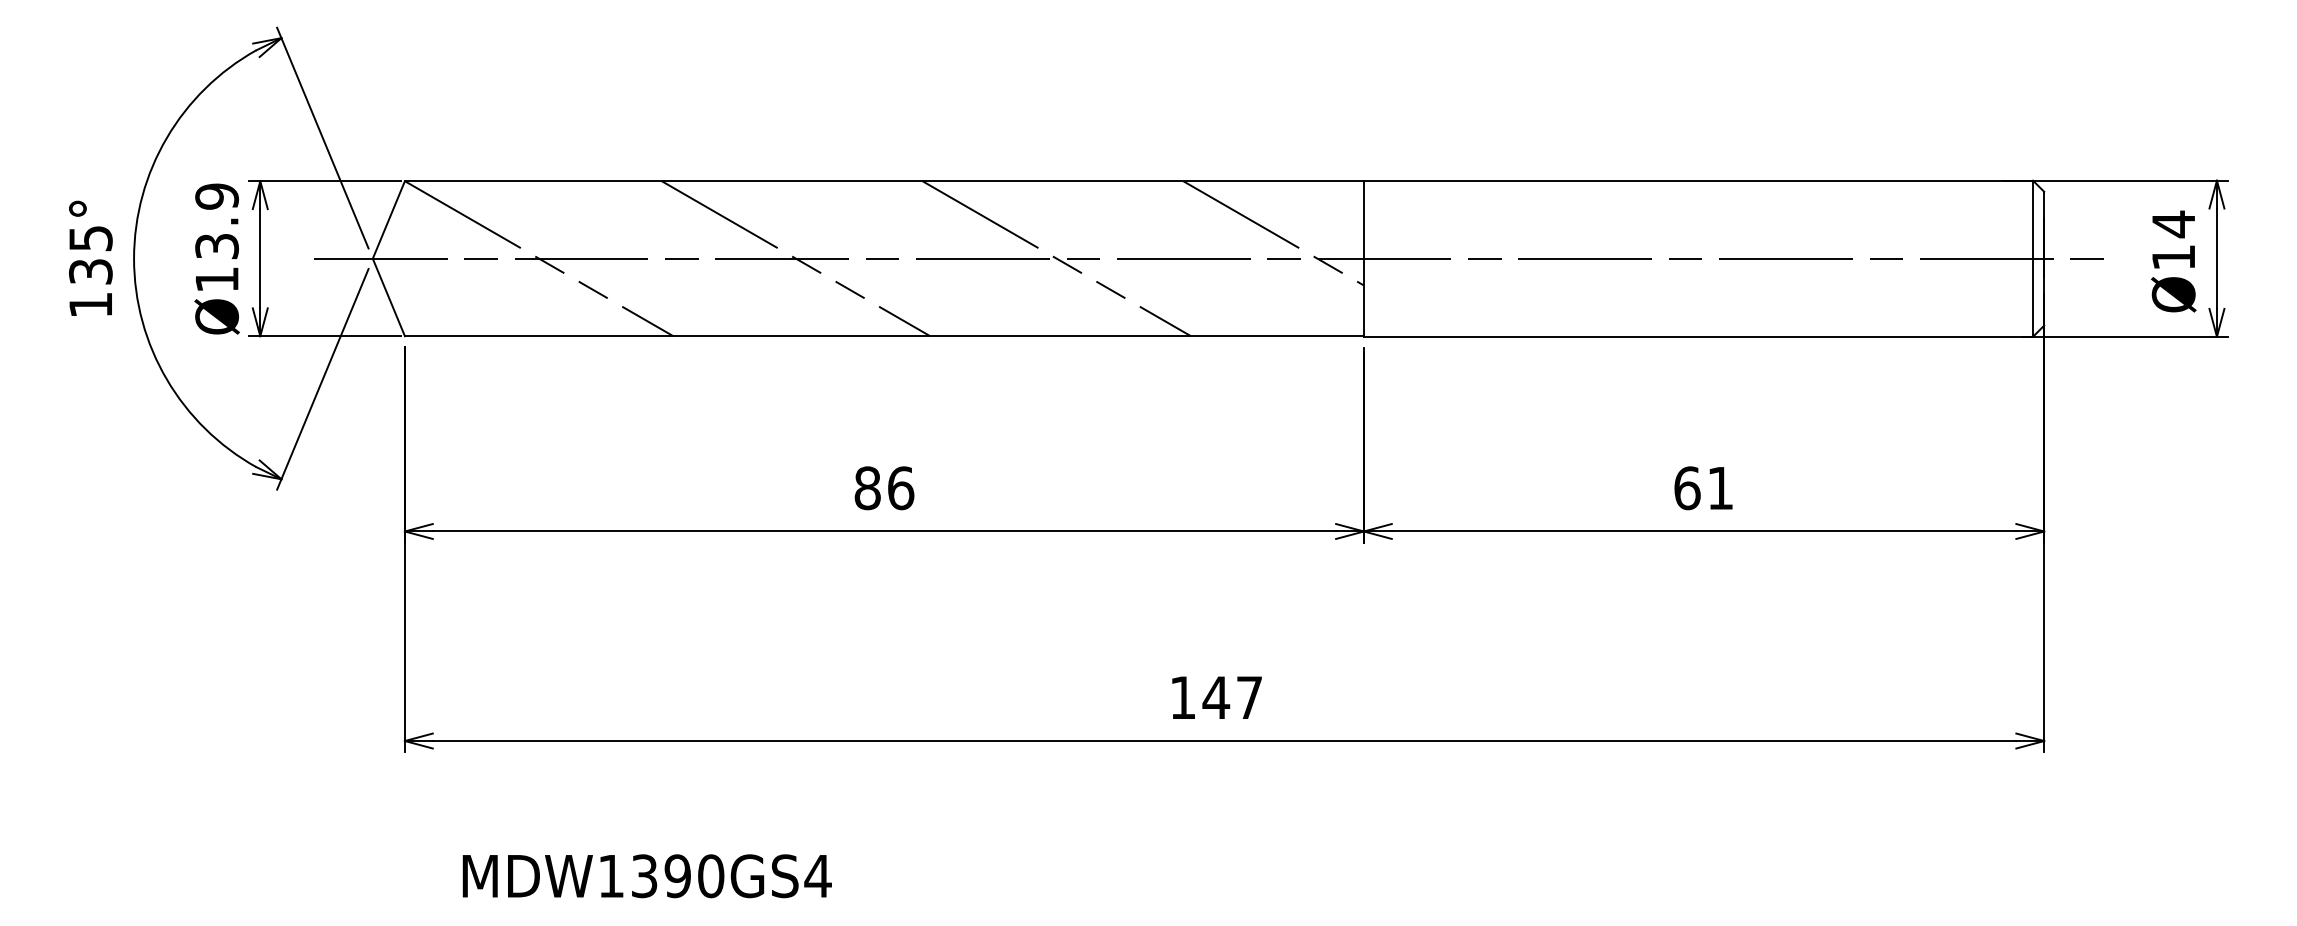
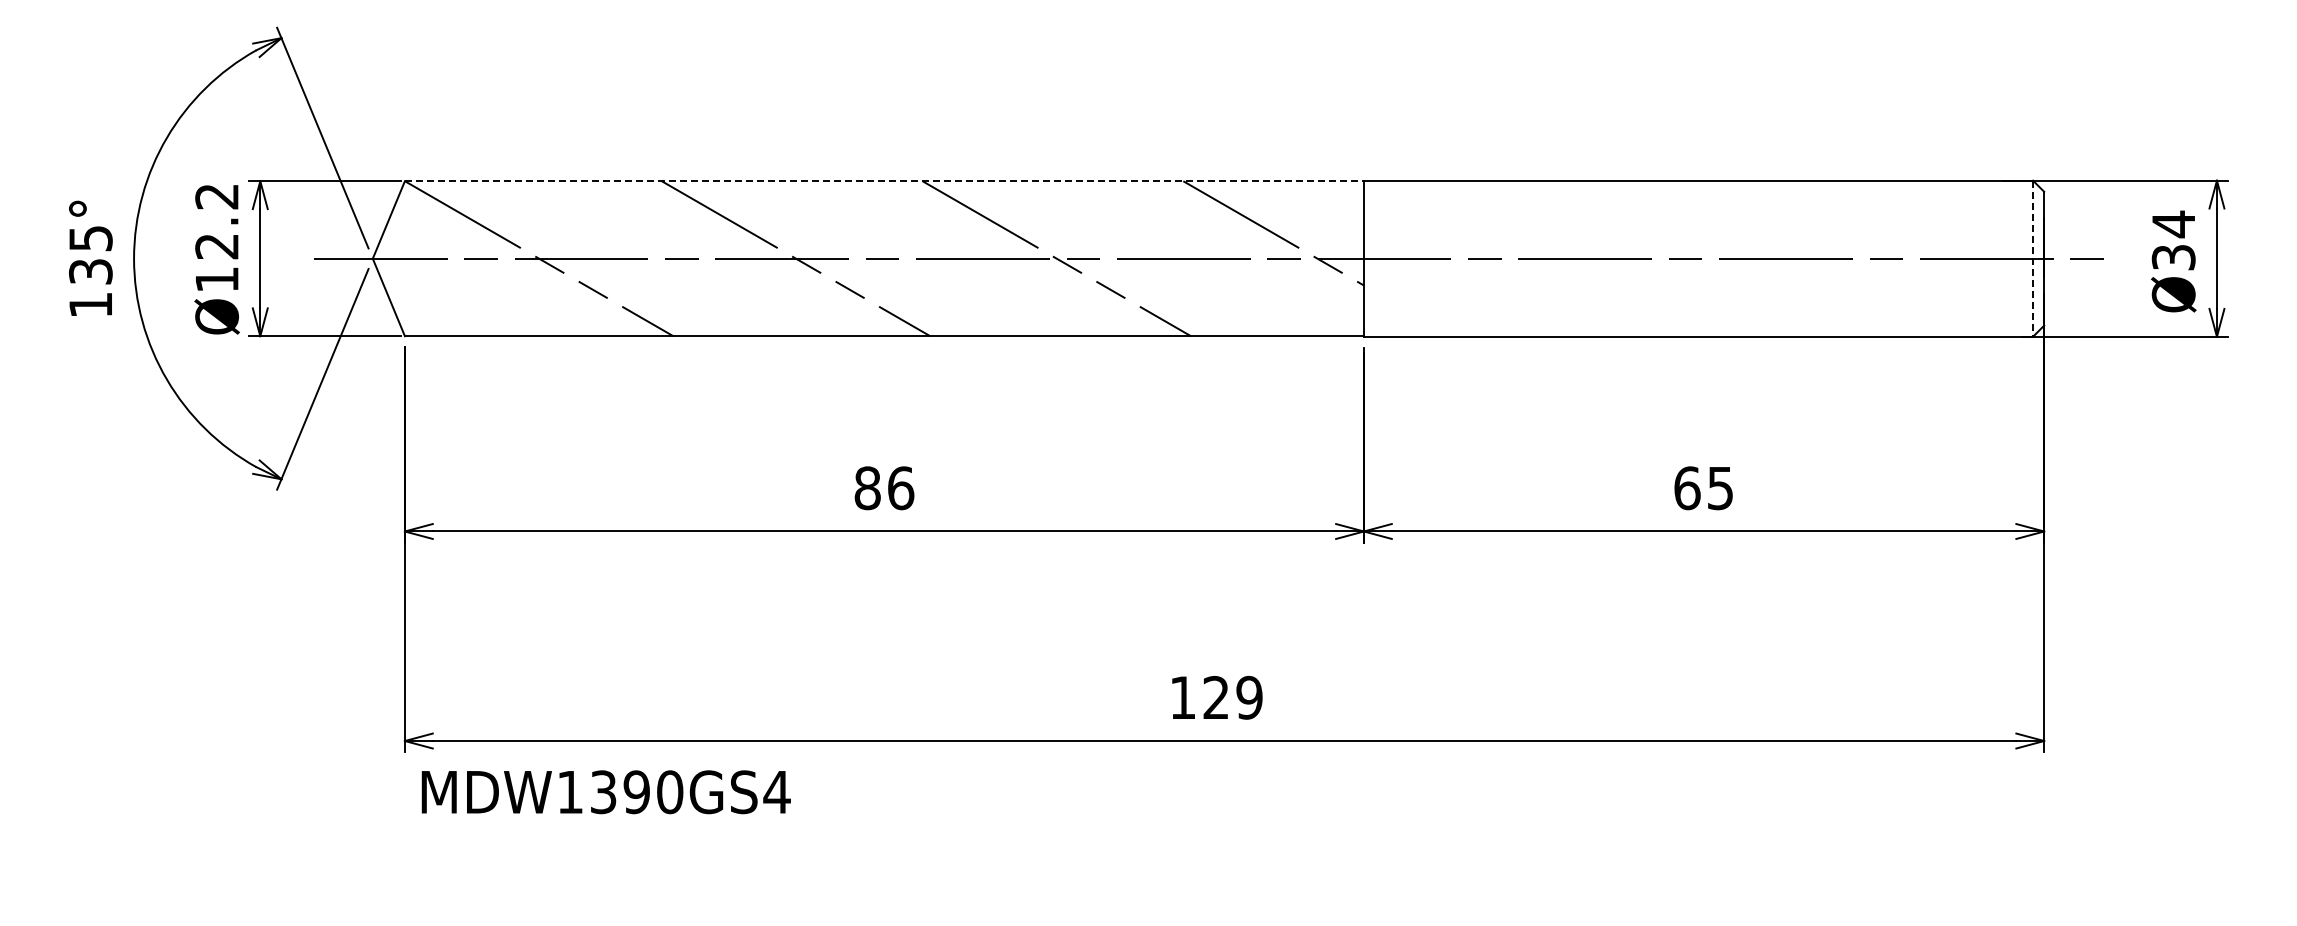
line: solid -> dashed (884, 181)
text: Ø13.9 -> Ø12.2 (217, 221)
text: Ø14 -> Ø34 (2173, 257)
line: solid -> dashed (2033, 259)
text: 61 -> 65 (1720, 488)
text: 147 -> 129 (1232, 697)
text position: (646, 876) -> (605, 792) (605, 792)
